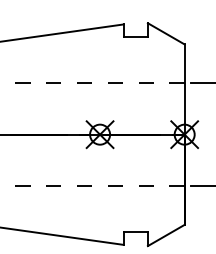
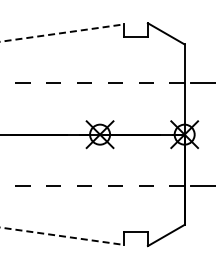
line: solid -> dashed (62, 33)
line: solid -> dashed (62, 236)
